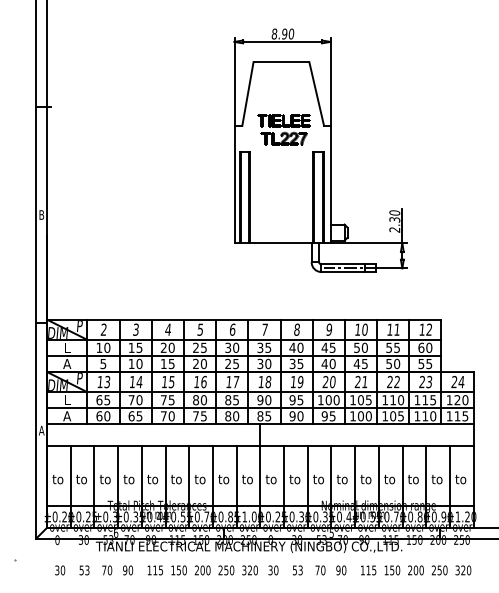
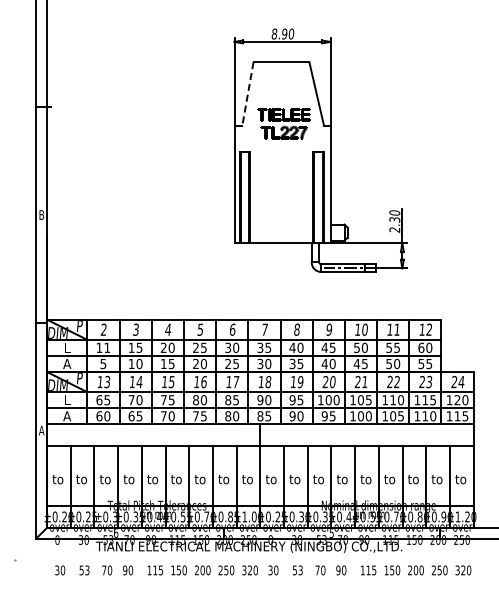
line: solid -> dashed (247, 94)
part position: (283, 129) -> (283, 123) (283, 123)
text: 10 -> 11 (107, 347)
